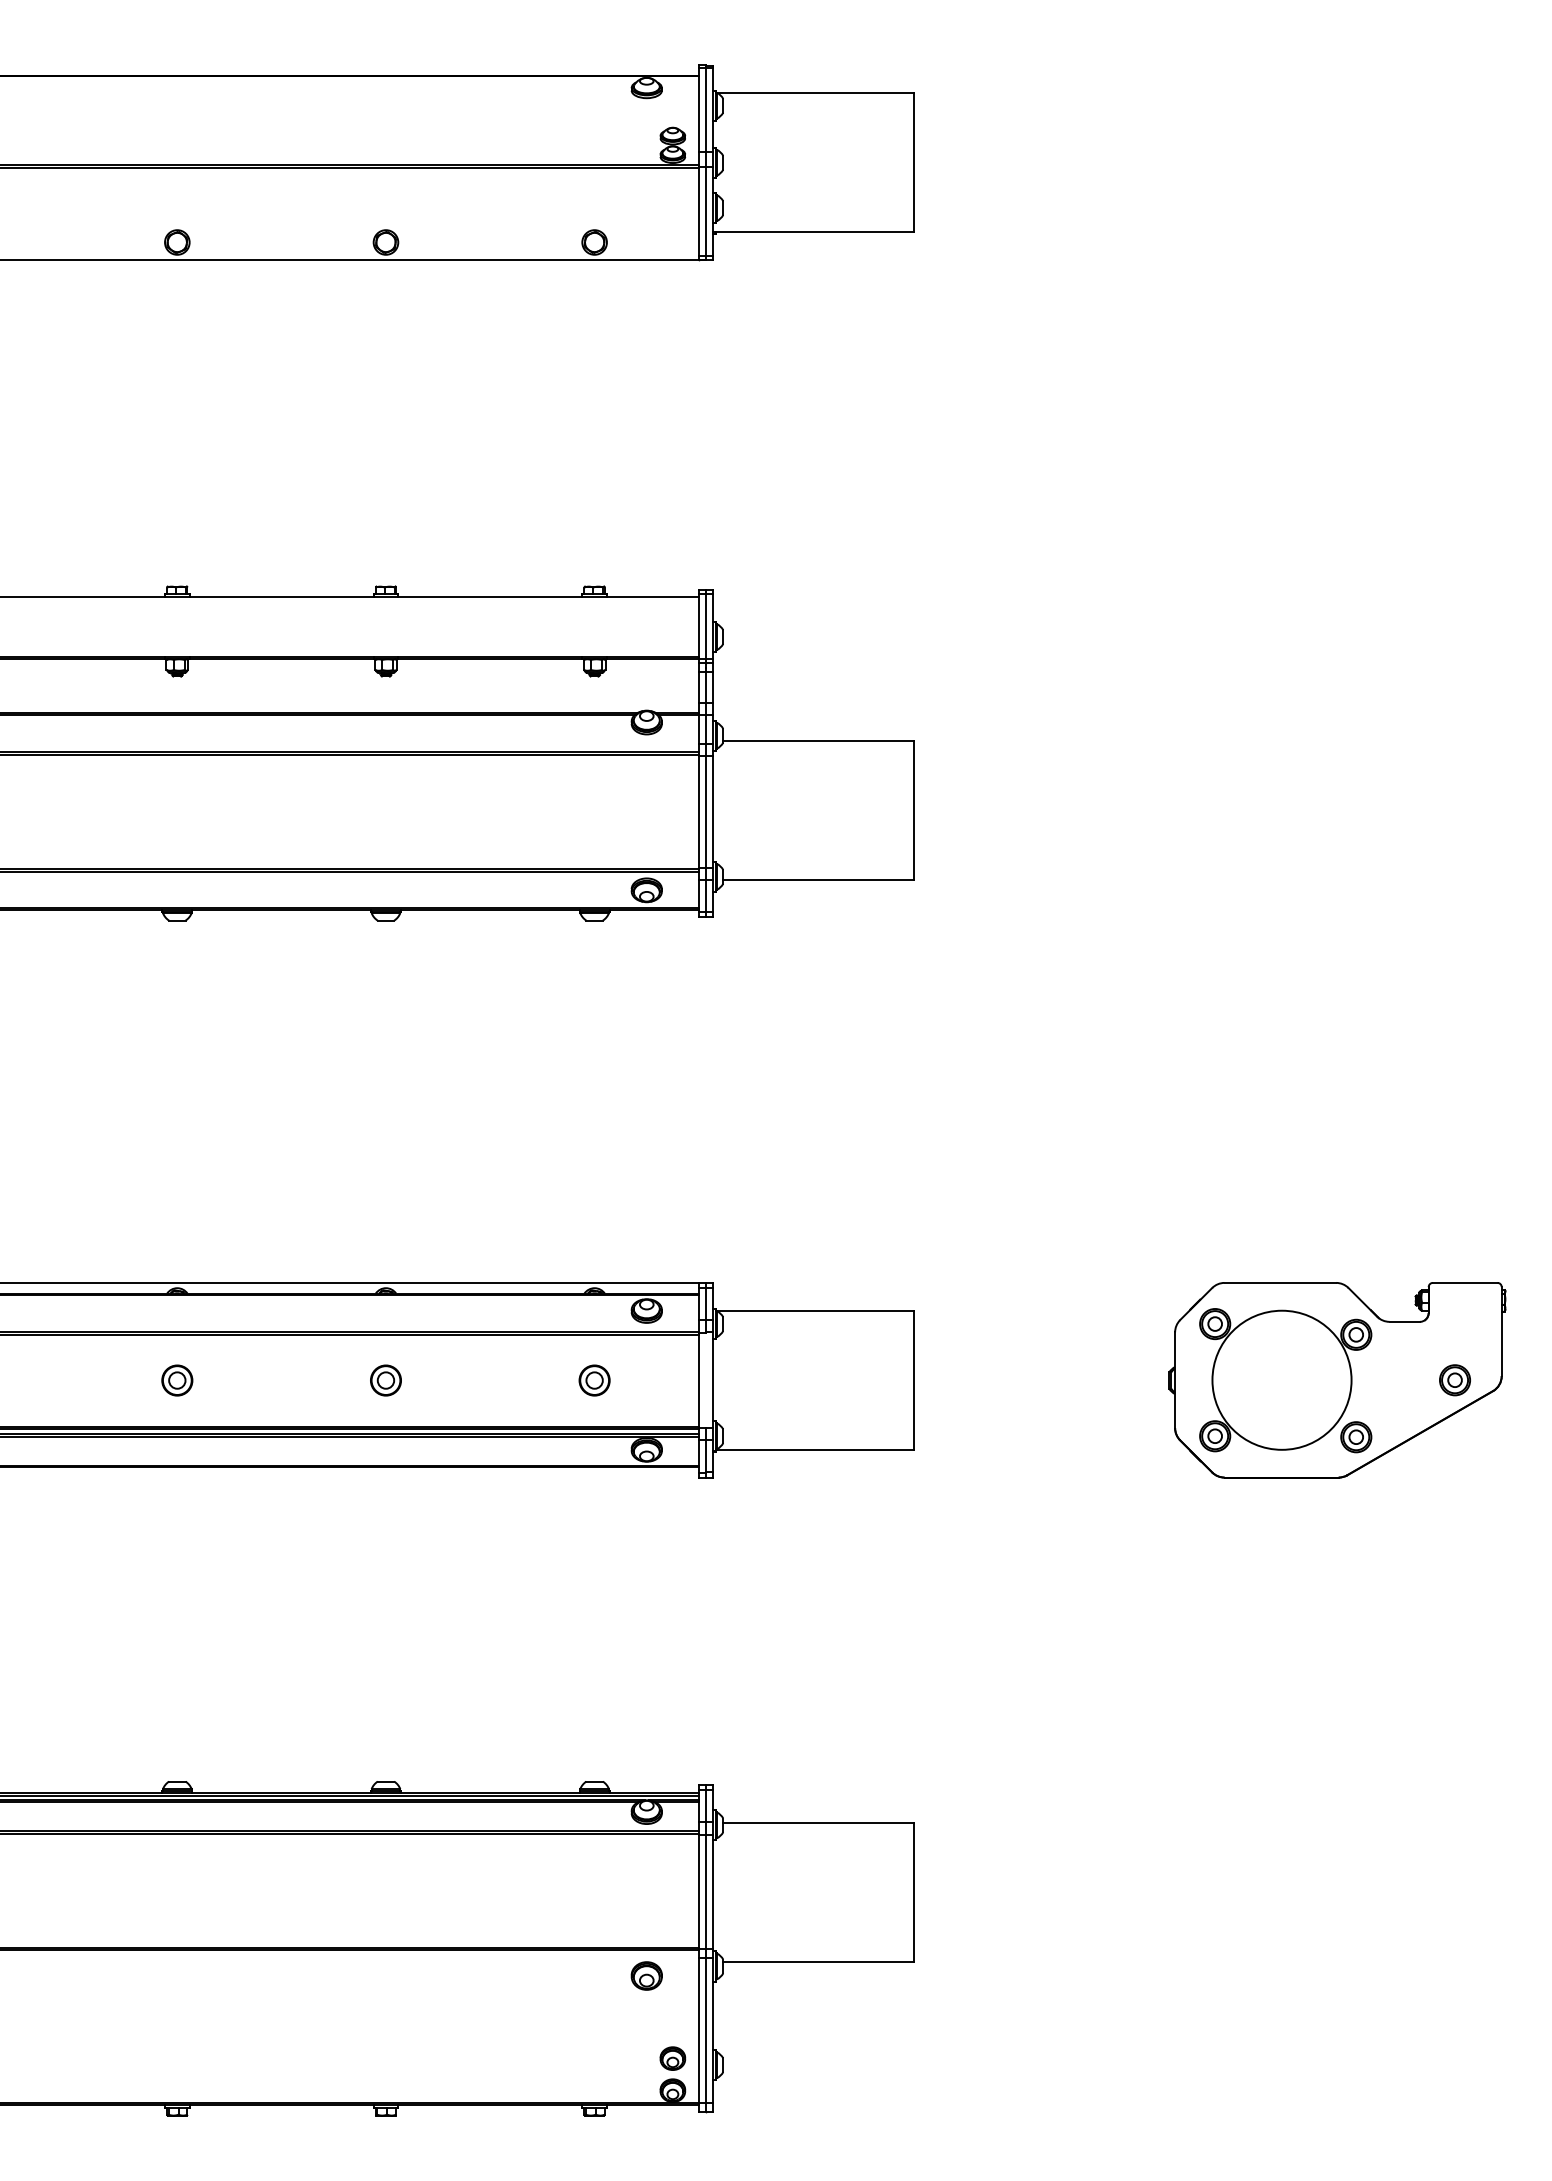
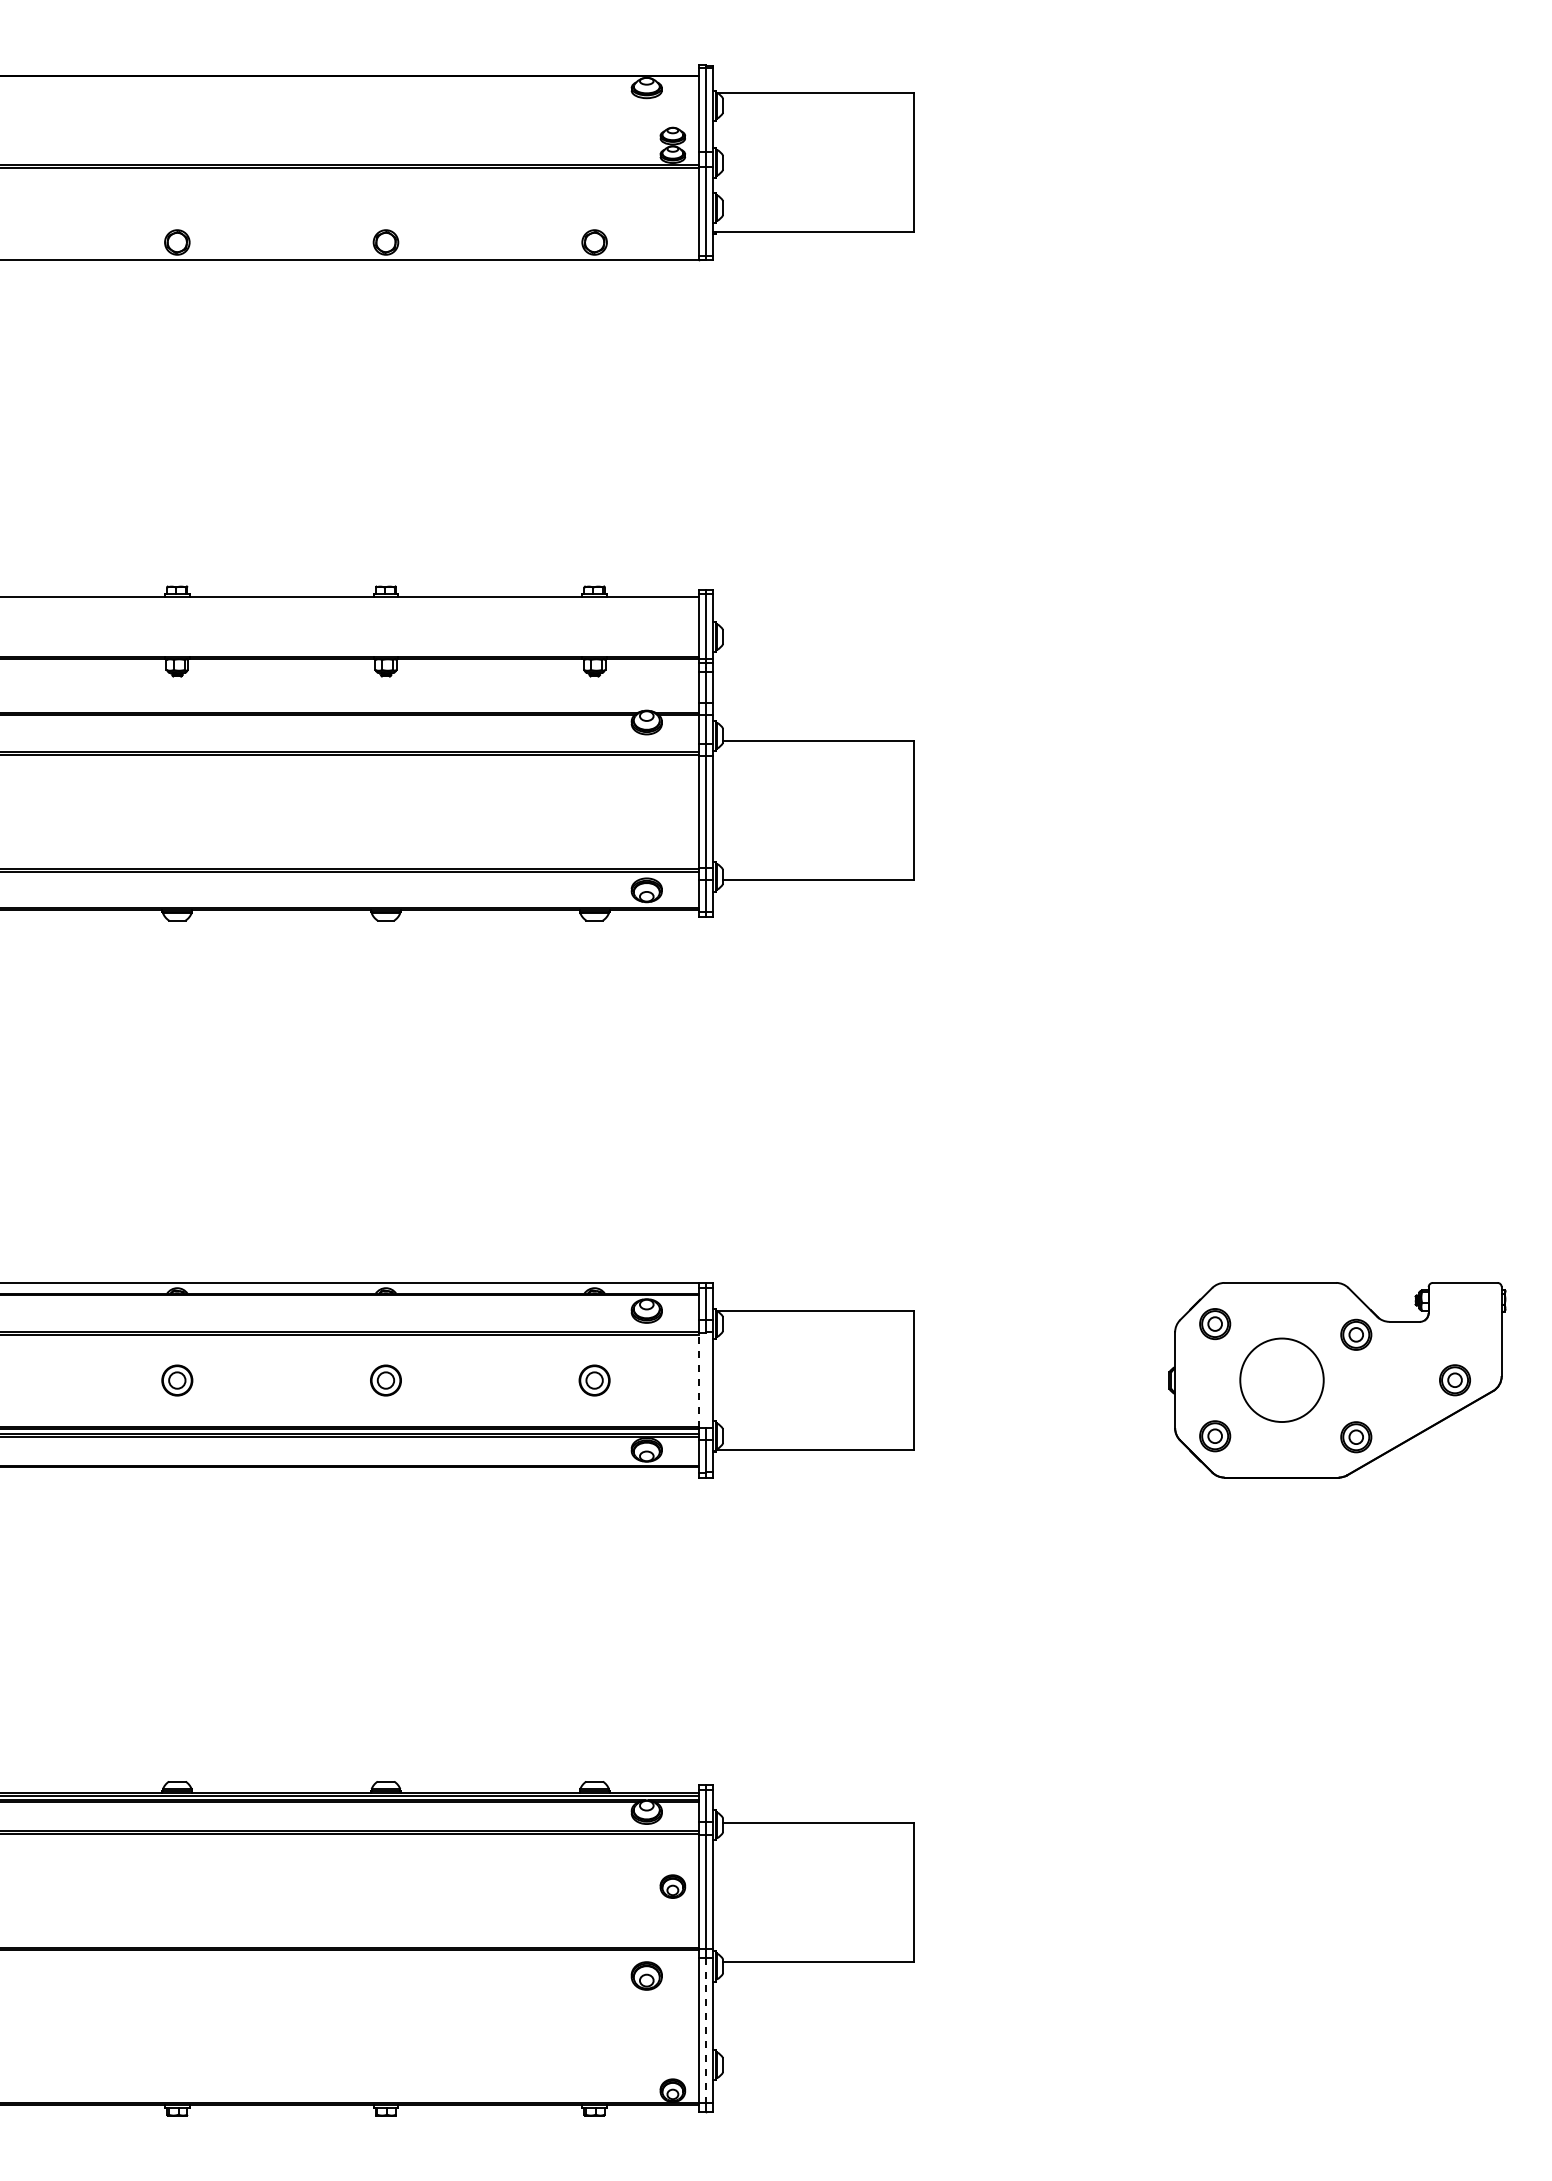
circle diameter: 139 px -> 83 px (1281, 1380)
line: solid -> dashed (698, 1380)
line: solid -> dashed (705, 2030)
part position: (672, 2058) -> (672, 1886) (672, 1886)
